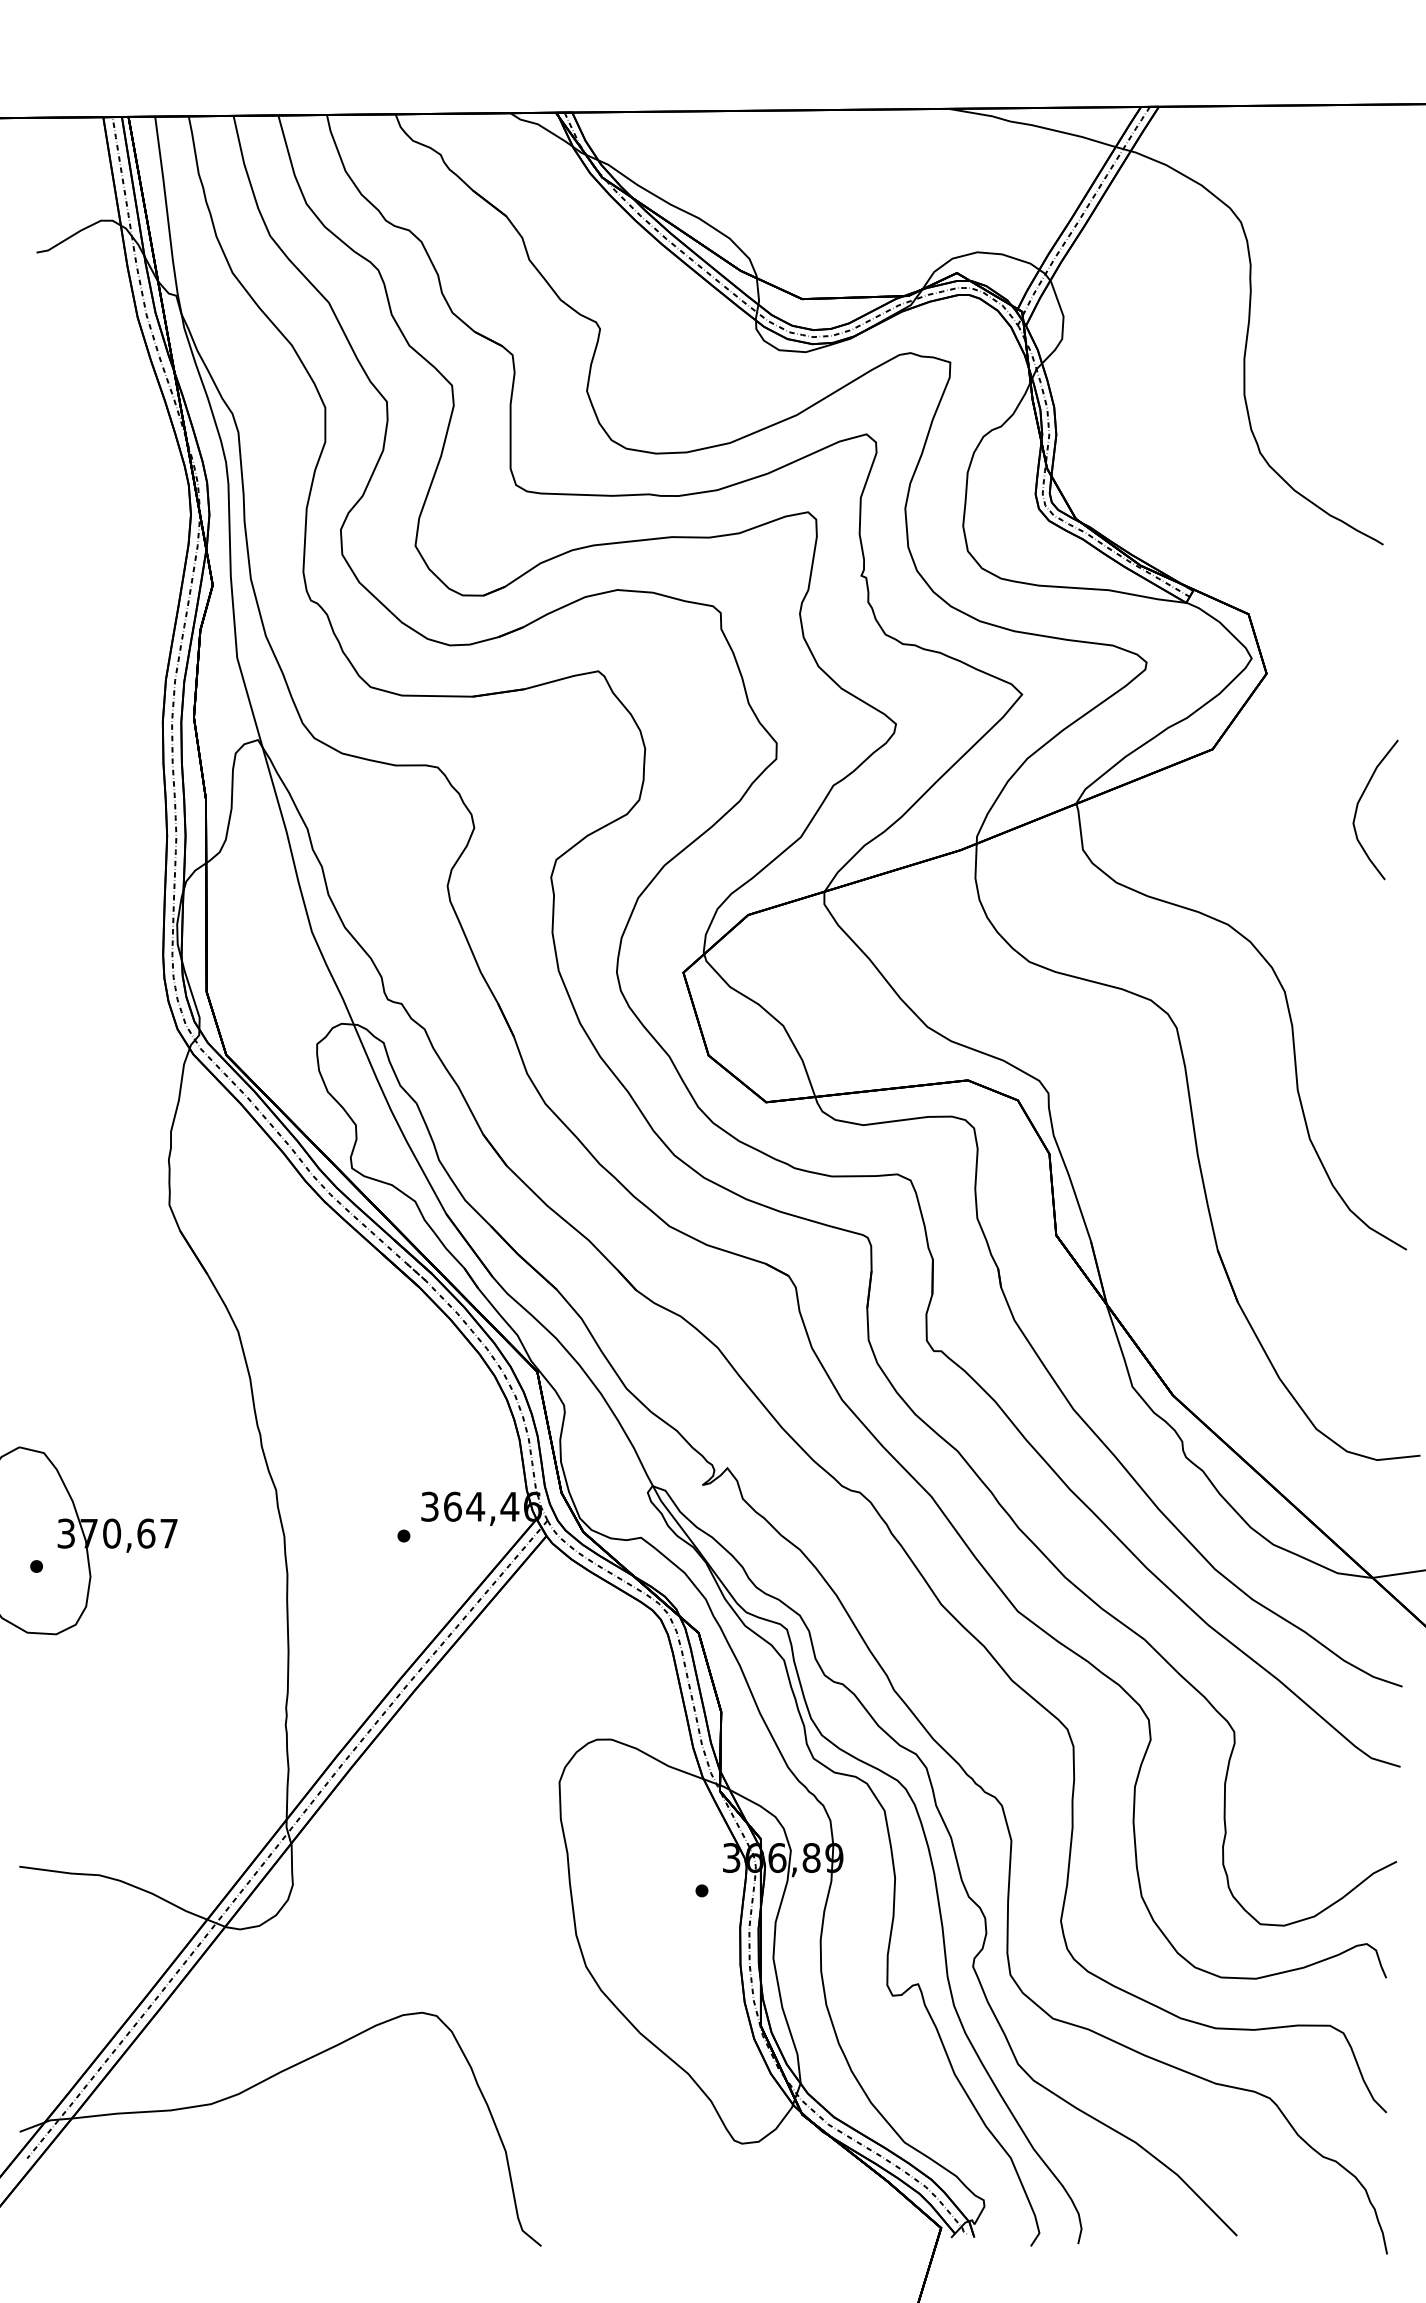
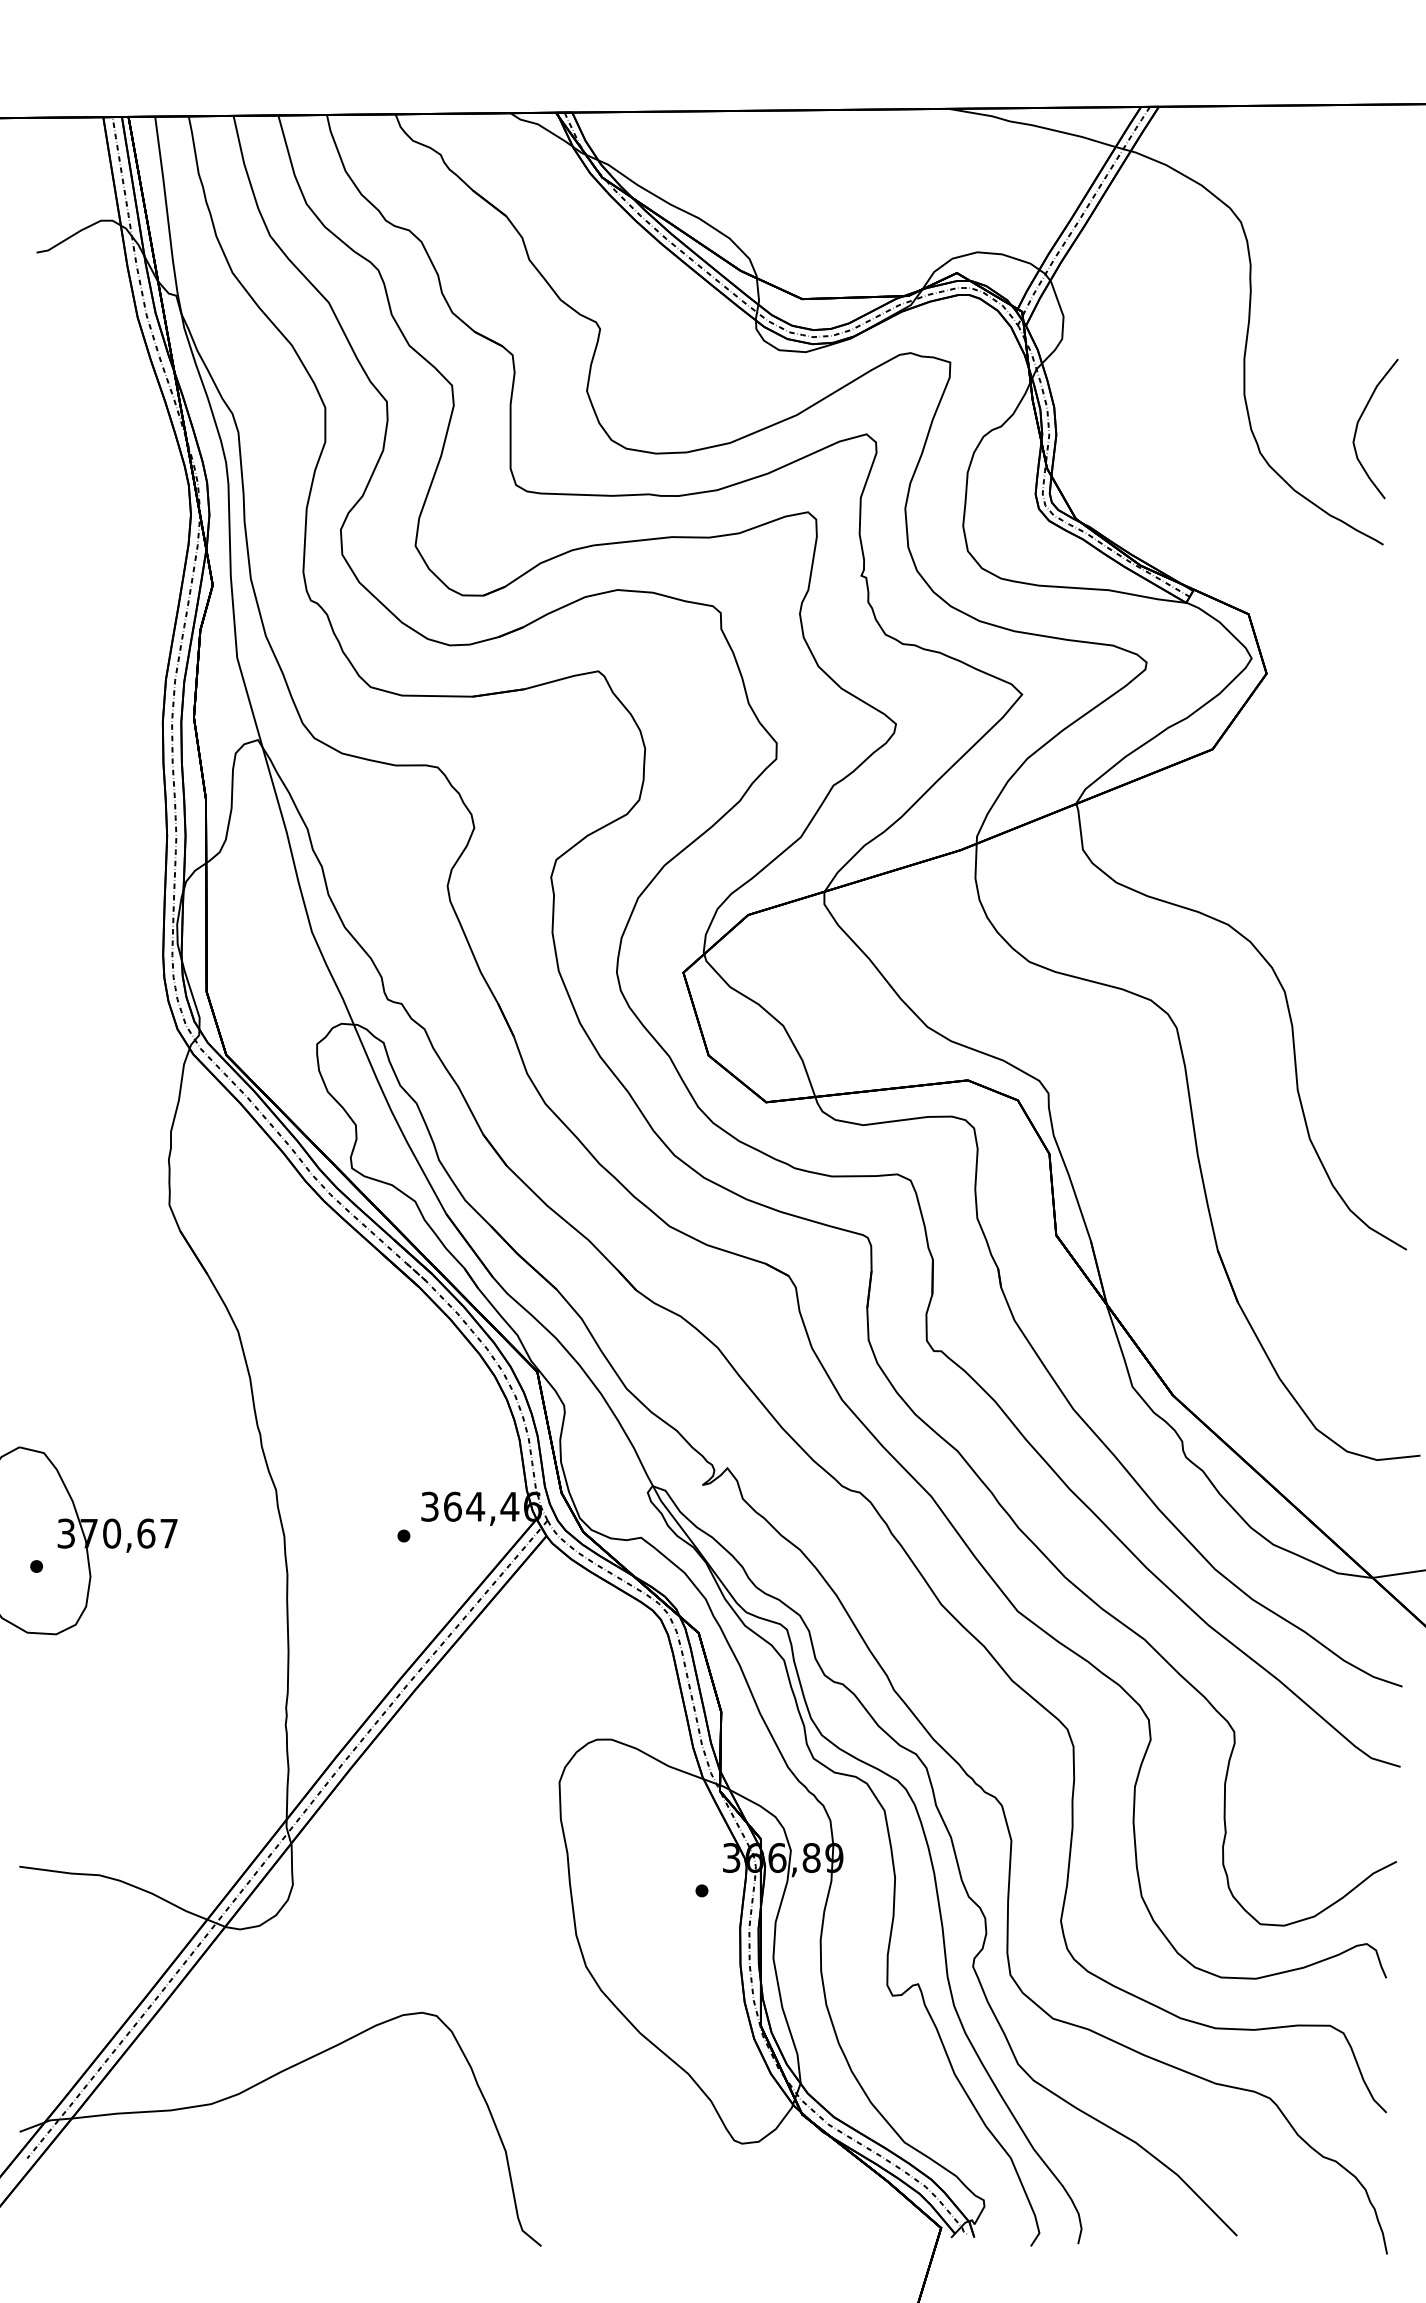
curve position: (1359, 802) -> (1359, 421) (1359, 421)
